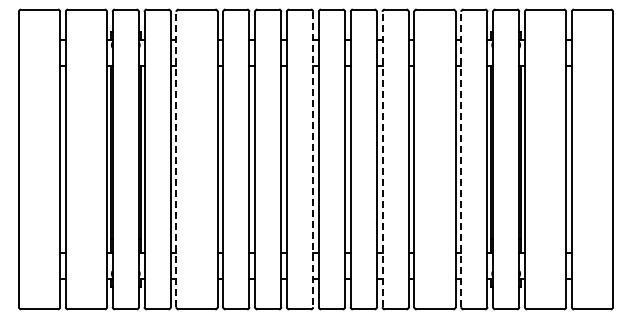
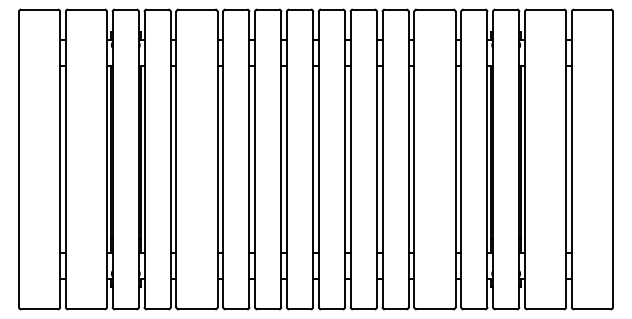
line: dashed -> solid (176, 159)
line: dashed -> solid (313, 159)
line: dashed -> solid (382, 159)
line: dashed -> solid (461, 159)
